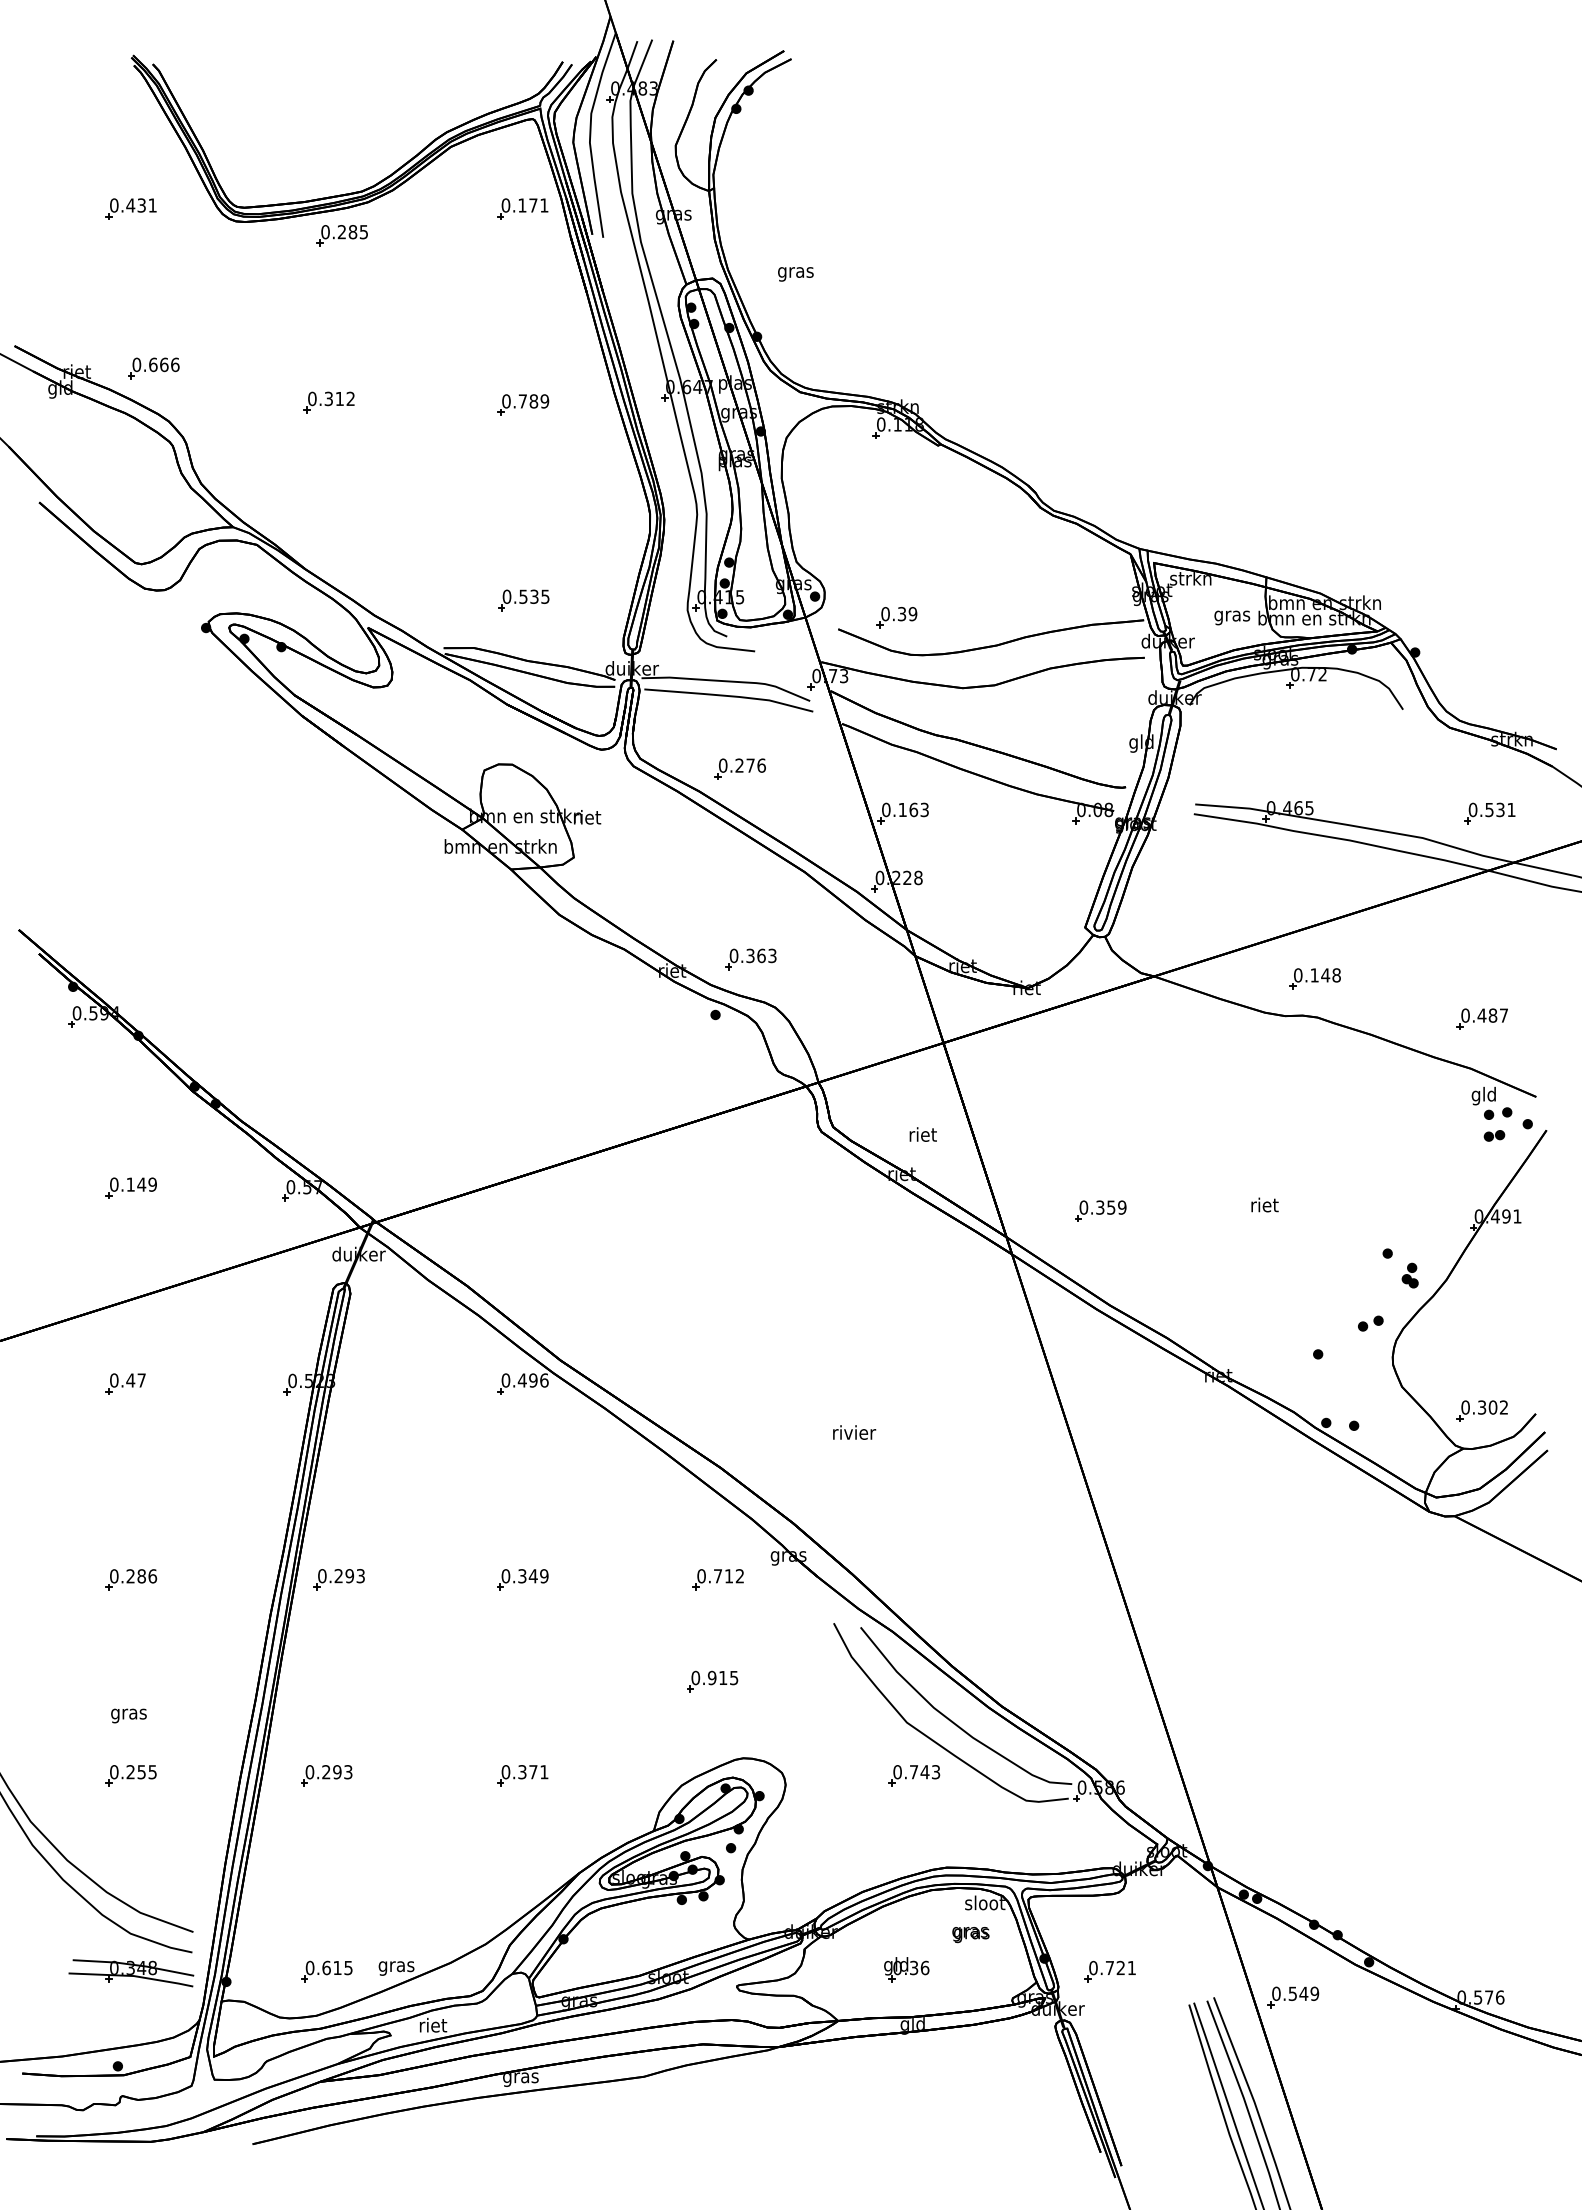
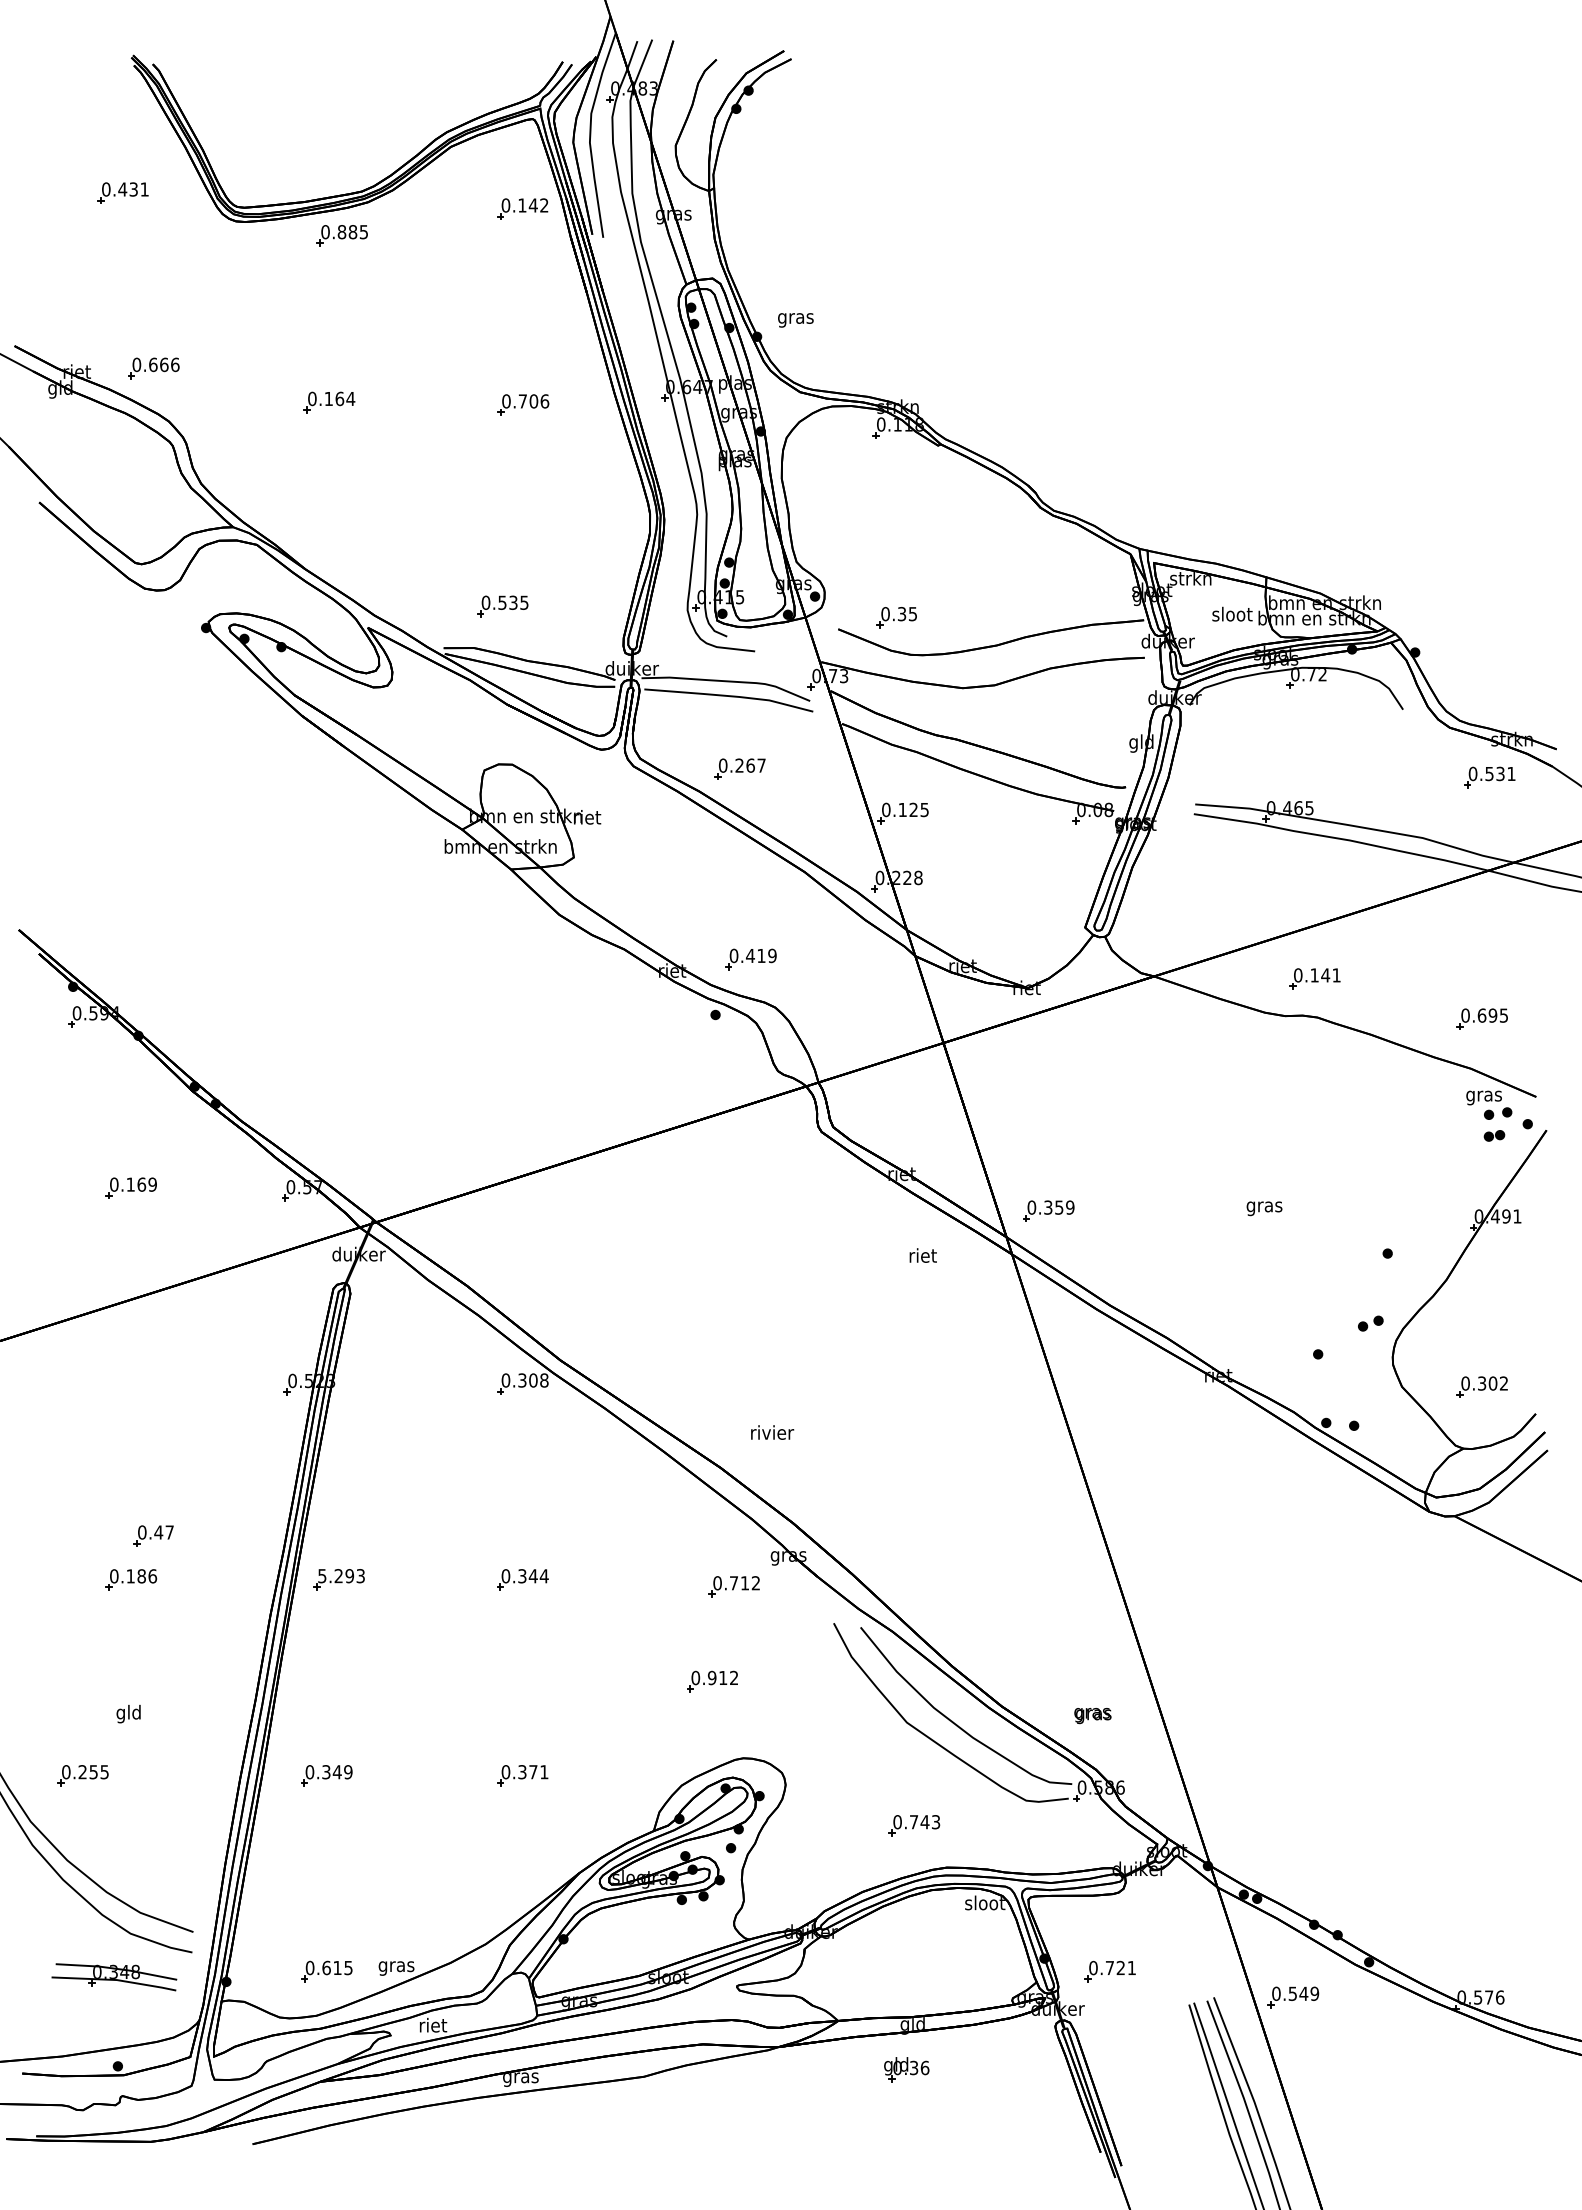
text: 0.171 -> 0.142 (538, 205)
part position: (130, 208) -> (122, 192) (122, 192)
text: 0.285 -> 0.885 (341, 232)
text position: (795, 274) -> (795, 320) (795, 320)
text: 0.312 -> 0.164 (339, 398)
text: 0.789 -> 0.706 (539, 401)
part position: (523, 600) -> (502, 606) (502, 606)
text: 0.39 -> 0.35 (912, 613)
text: gras -> sloot (1232, 615)
text: 0.276 -> 0.267 (755, 765)
text: 0.163 -> 0.125 (918, 809)
part position: (1489, 813) -> (1489, 777) (1489, 777)
text: 0.363 -> 0.419 (761, 955)
text: 0.148 -> 0.141 (1336, 975)
text: 0.487 -> 0.695 (1492, 1015)
text: gld -> gras (1483, 1095)
text position: (922, 1134) -> (922, 1255) (922, 1255)
text: 0.149 -> 0.169 (141, 1184)
text: riet -> gras (1264, 1206)
part position: (1100, 1210) -> (1048, 1210) (1048, 1210)
part: present -> none (1409, 1275)
text: 0.496 -> 0.308 (532, 1380)
part position: (125, 1383) -> (153, 1535) (153, 1535)
part position: (1481, 1410) -> (1481, 1386) (1481, 1386)
text position: (854, 1432) -> (772, 1432) (772, 1432)
text: 0.286 -> 0.186 (130, 1576)
text: 0.293 -> 5.293 (322, 1576)
text: 0.349 -> 0.344 (543, 1576)
part position: (717, 1579) -> (733, 1586) (733, 1586)
text: 0.915 -> 0.912 (734, 1677)
text: gras -> gld (128, 1713)
text: 0.293 -> 0.349 (337, 1772)
part position: (130, 1775) -> (82, 1775) (82, 1775)
part position: (914, 1775) -> (914, 1825) (914, 1825)
text position: (970, 1935) -> (1092, 1716) (1092, 1716)
part position: (906, 1969) -> (906, 2069) (906, 2069)
part position: (131, 1973) -> (114, 1977) (114, 1977)
